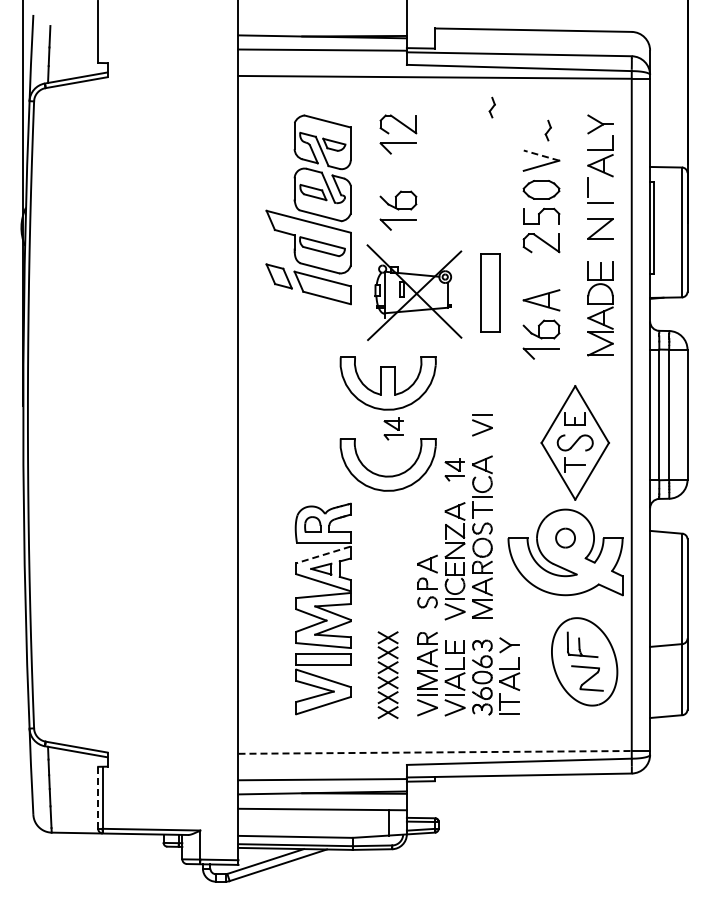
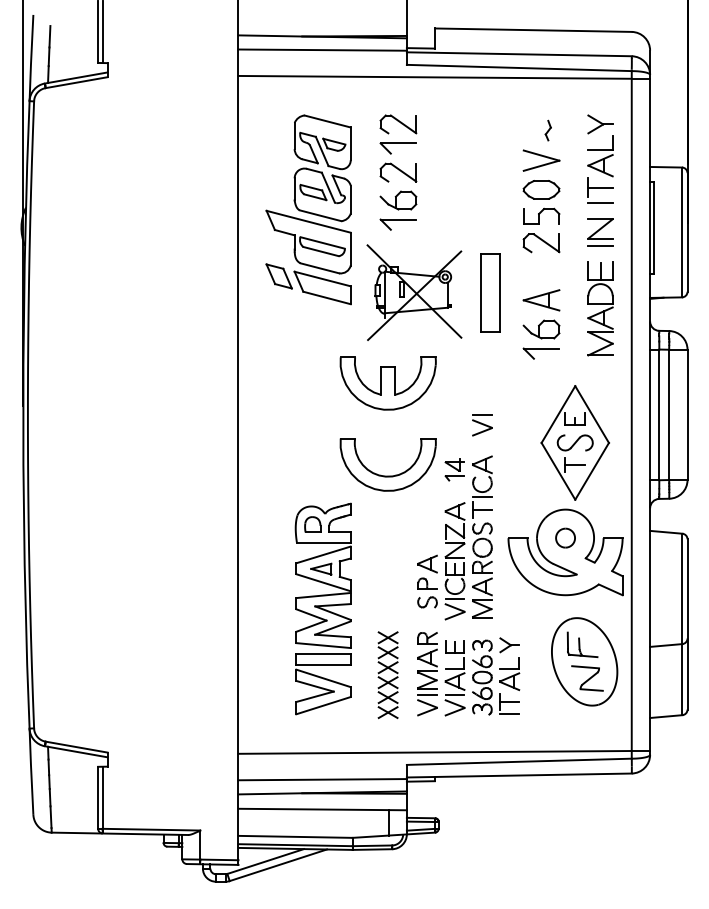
line: none -> present (102, 32)
part: present -> none (491, 107)
line: dashed -> solid (541, 155)
part: none -> present (398, 172)
line: none -> present (600, 187)
line: none -> present (600, 245)
part: present -> none (393, 428)
line: dashed -> solid (323, 555)
line: dashed -> solid (435, 752)
line: dashed -> solid (98, 798)
